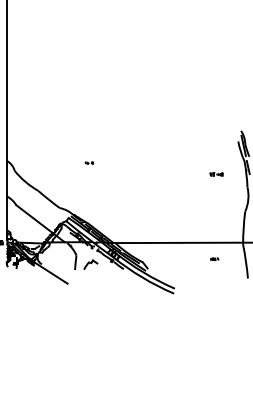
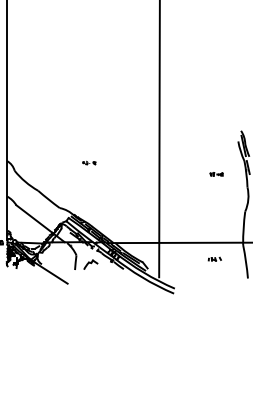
line: none -> present (159, 139)
part size: 11x4 px -> 15x6 px (89, 162)
part size: 10x5 px -> 15x6 px (214, 258)
